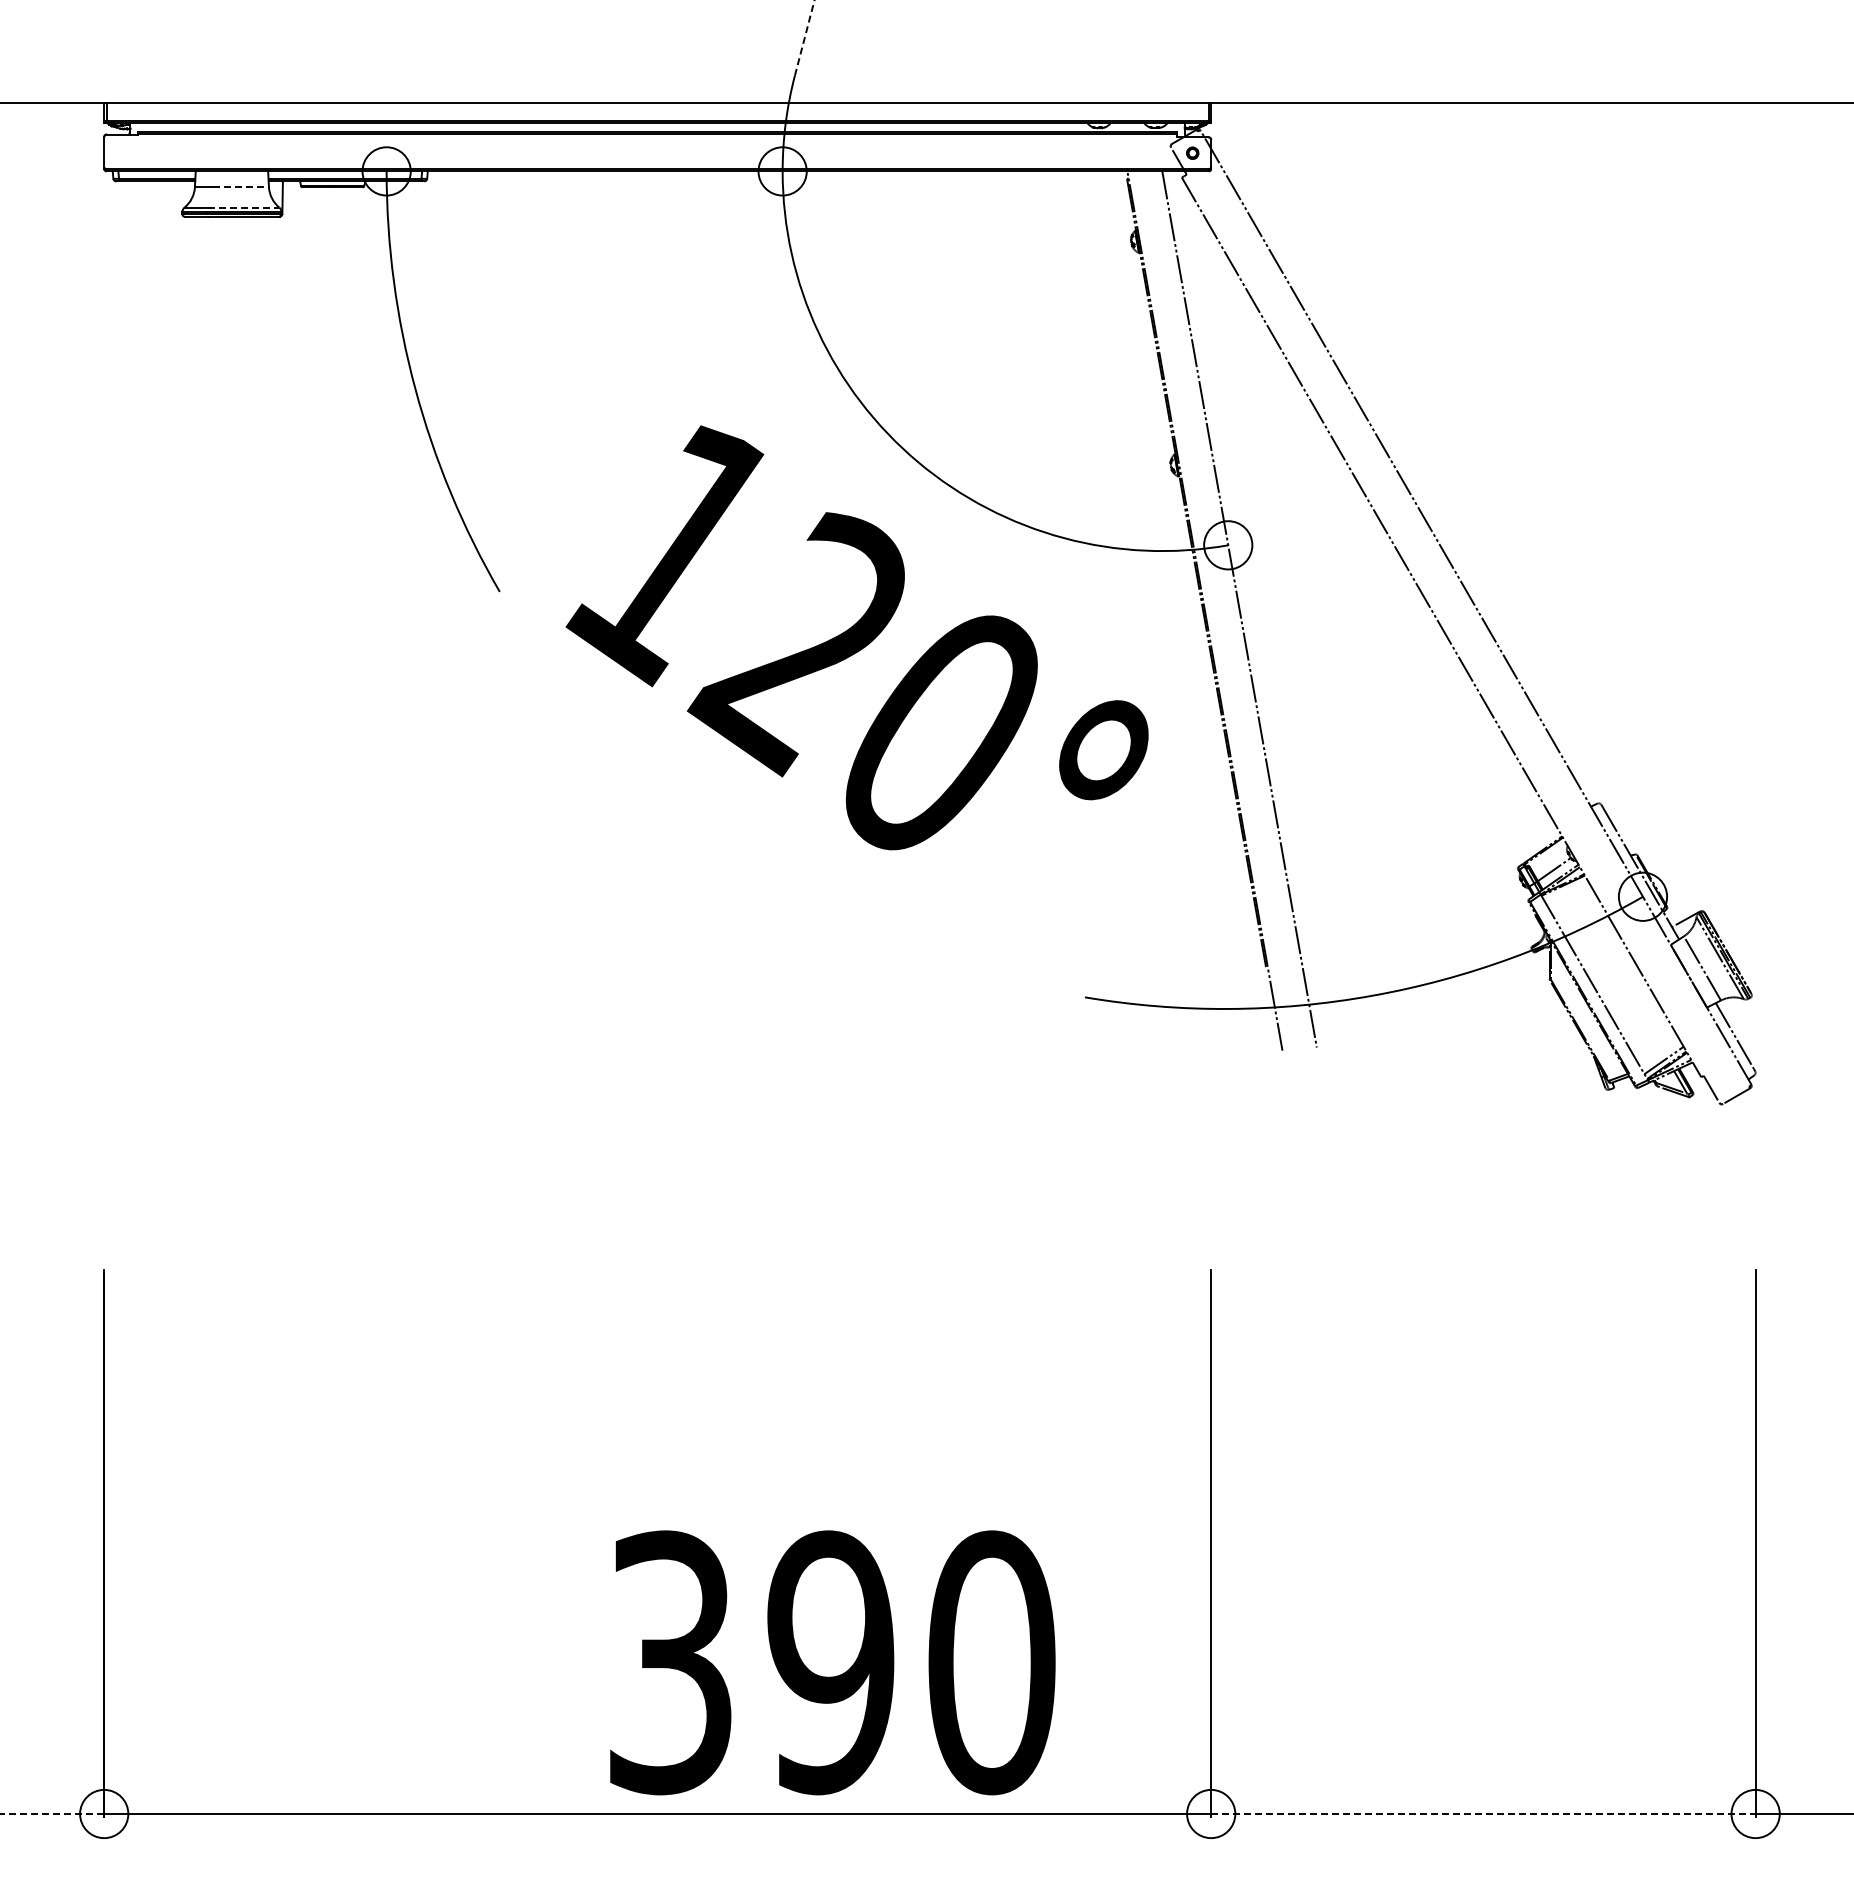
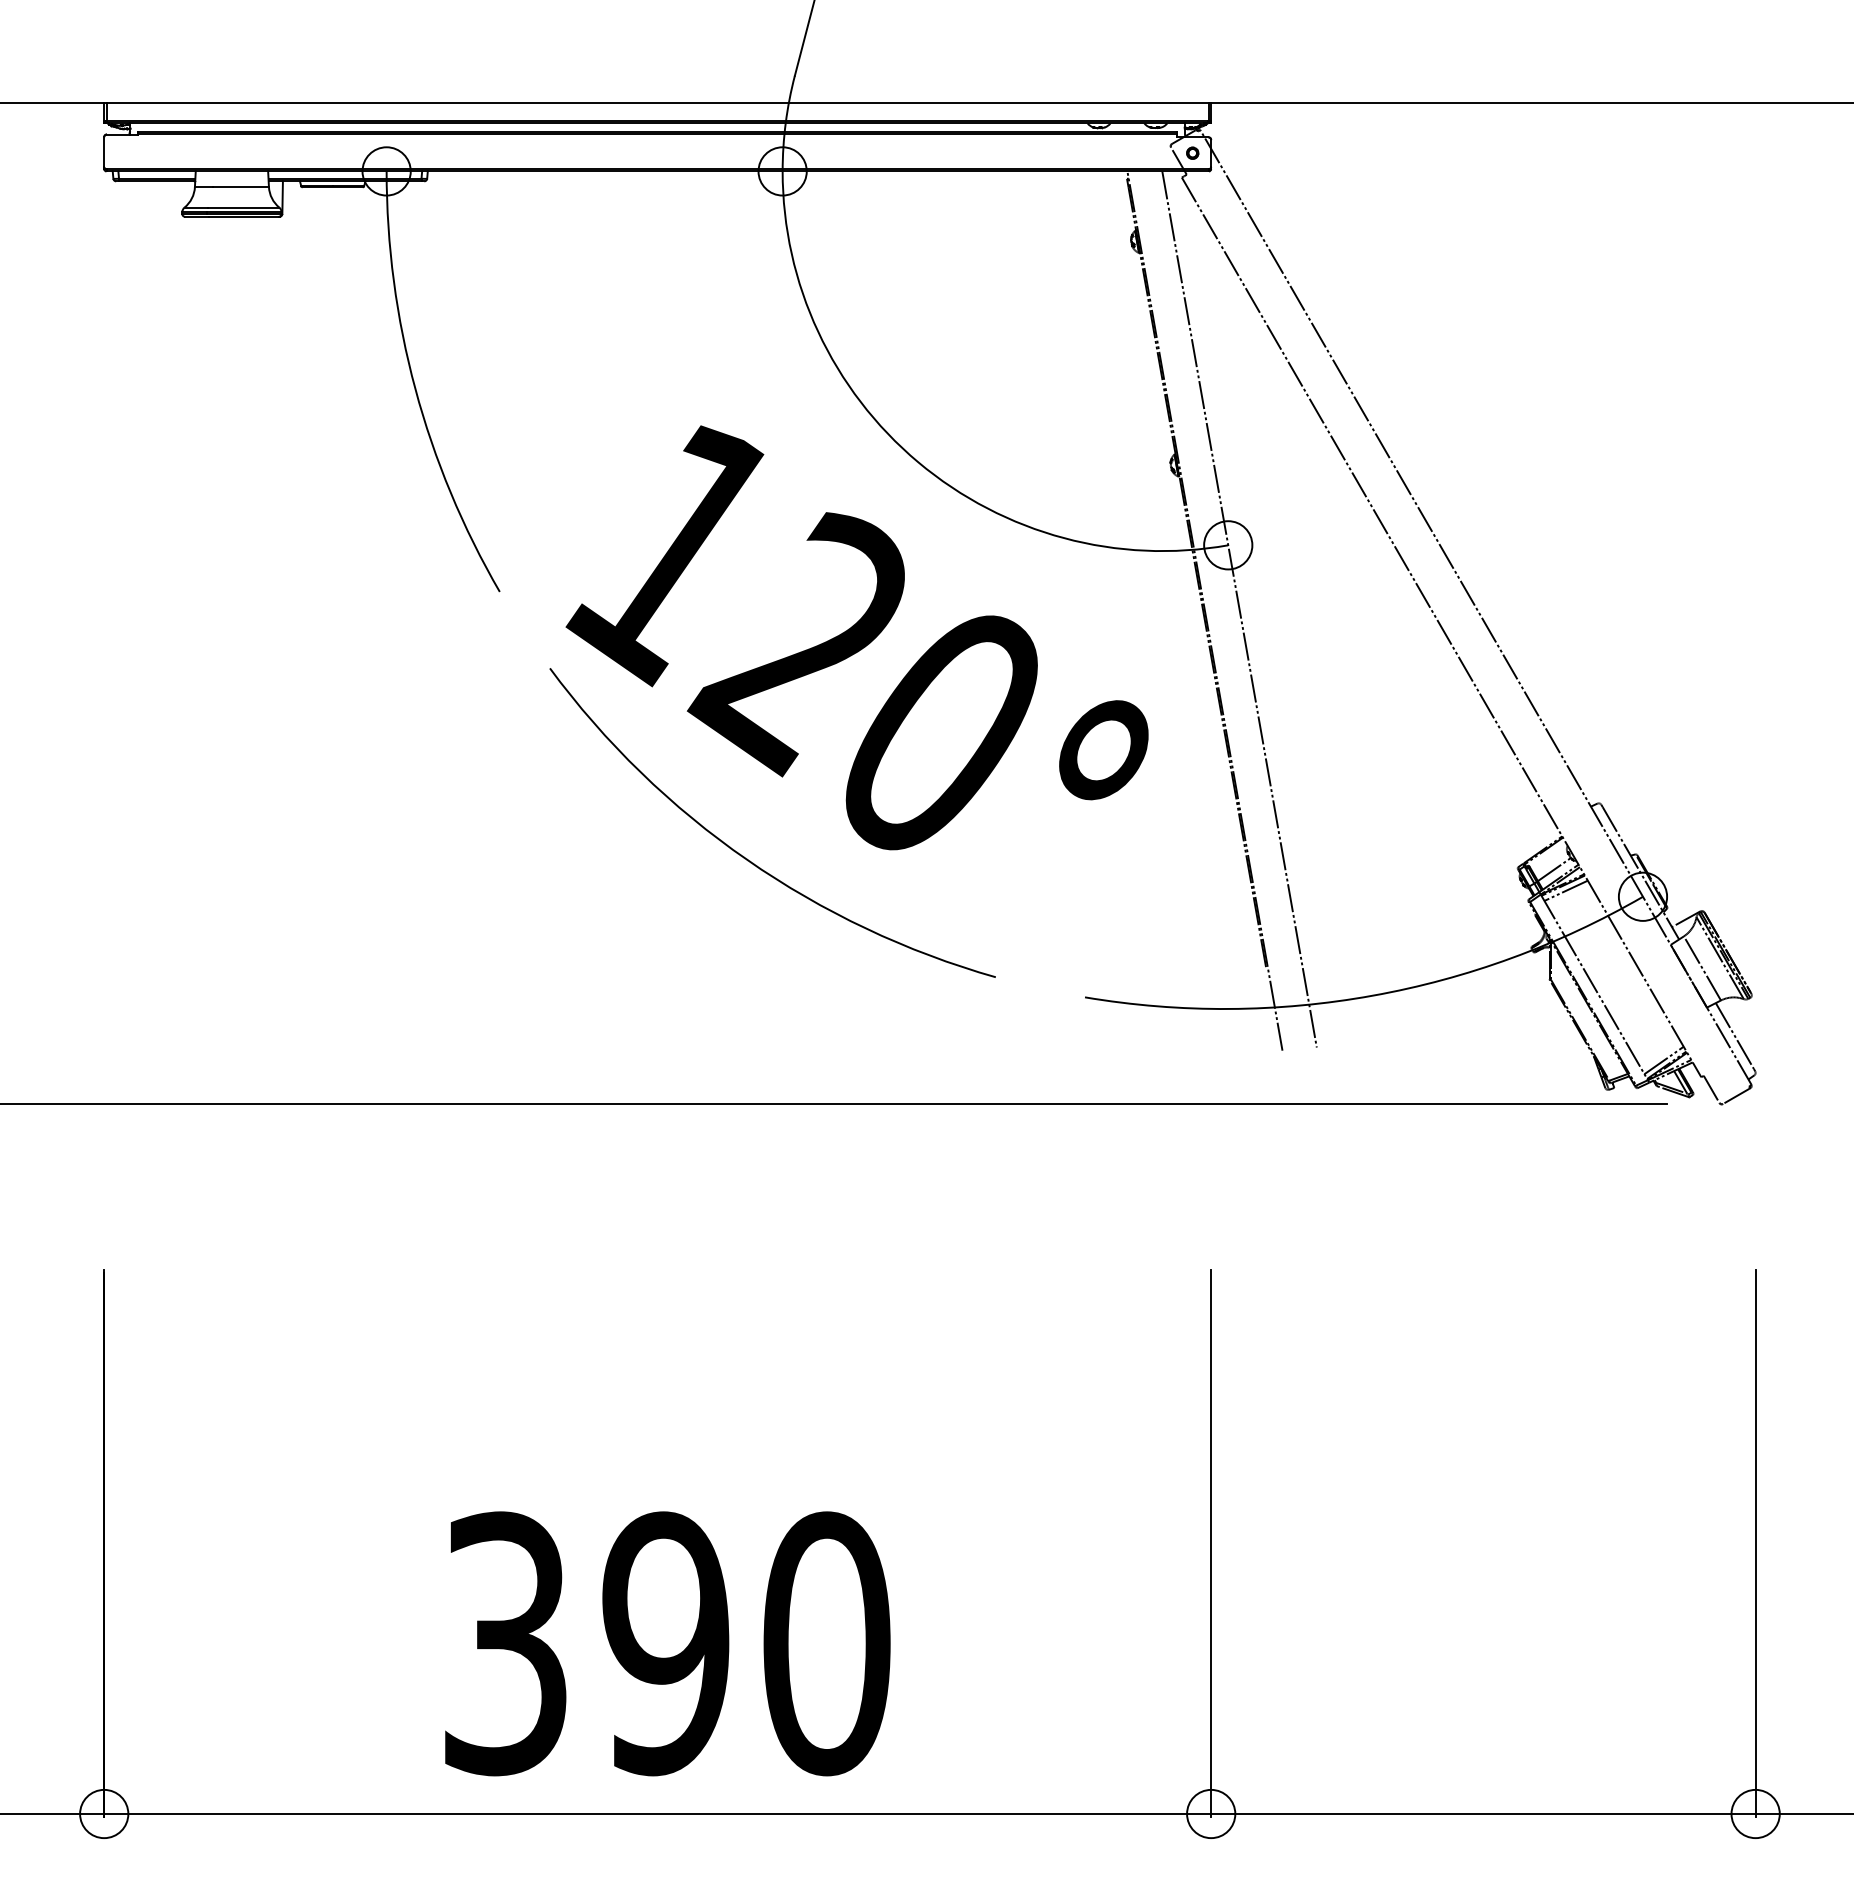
line: dashed -> solid (804, 37)
line: dashed -> solid (241, 187)
line: dashed -> solid (243, 207)
arc: none -> present (747, 858)
line: none -> present (1565, 890)
line: none -> present (834, 1104)
text position: (832, 1662) -> (667, 1643) (667, 1643)
line: dashed -> solid (52, 1814)
line: dashed -> solid (1483, 1814)
